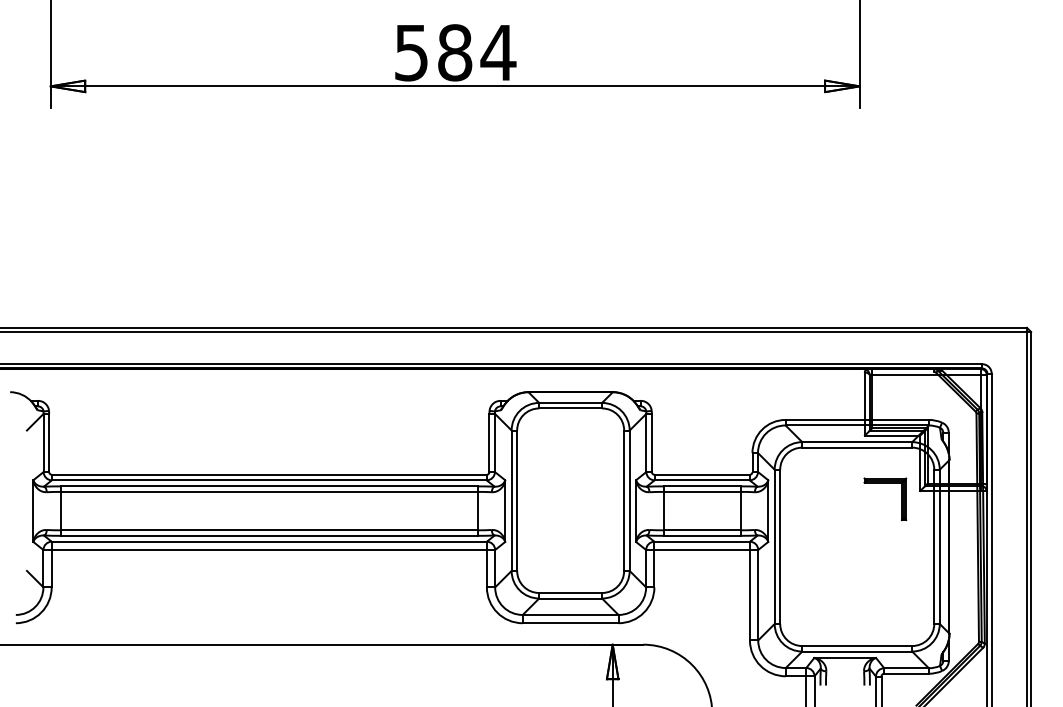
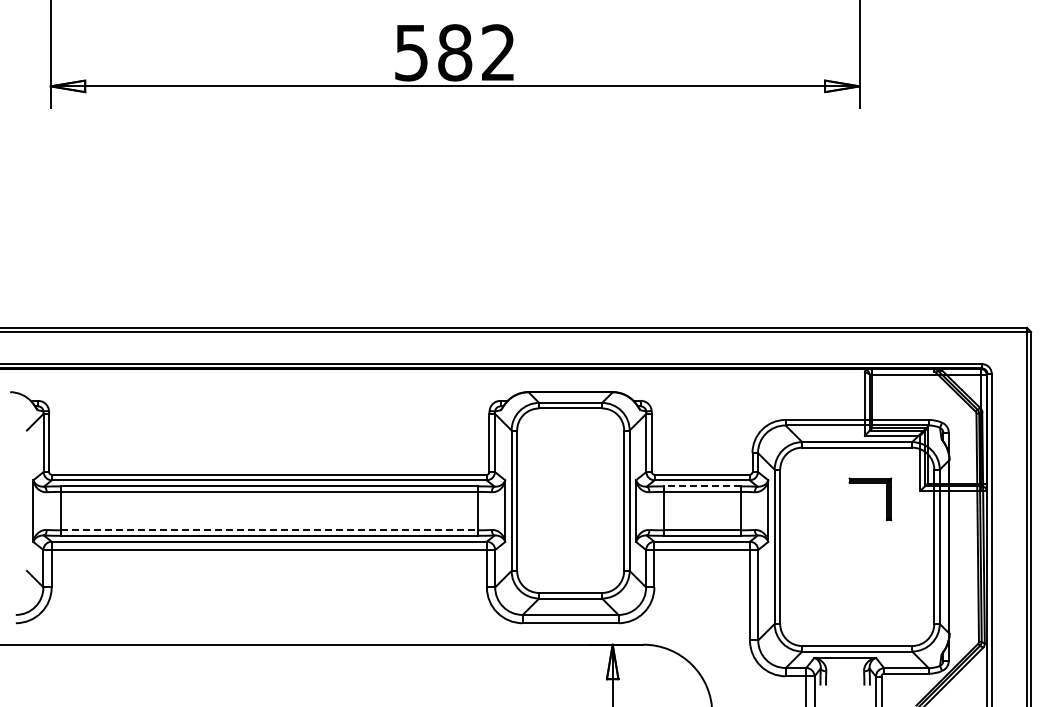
text: 584 -> 582 (498, 52)
part position: (885, 483) -> (870, 483) (870, 483)
line: solid -> dashed (701, 486)
line: solid -> dashed (269, 530)
